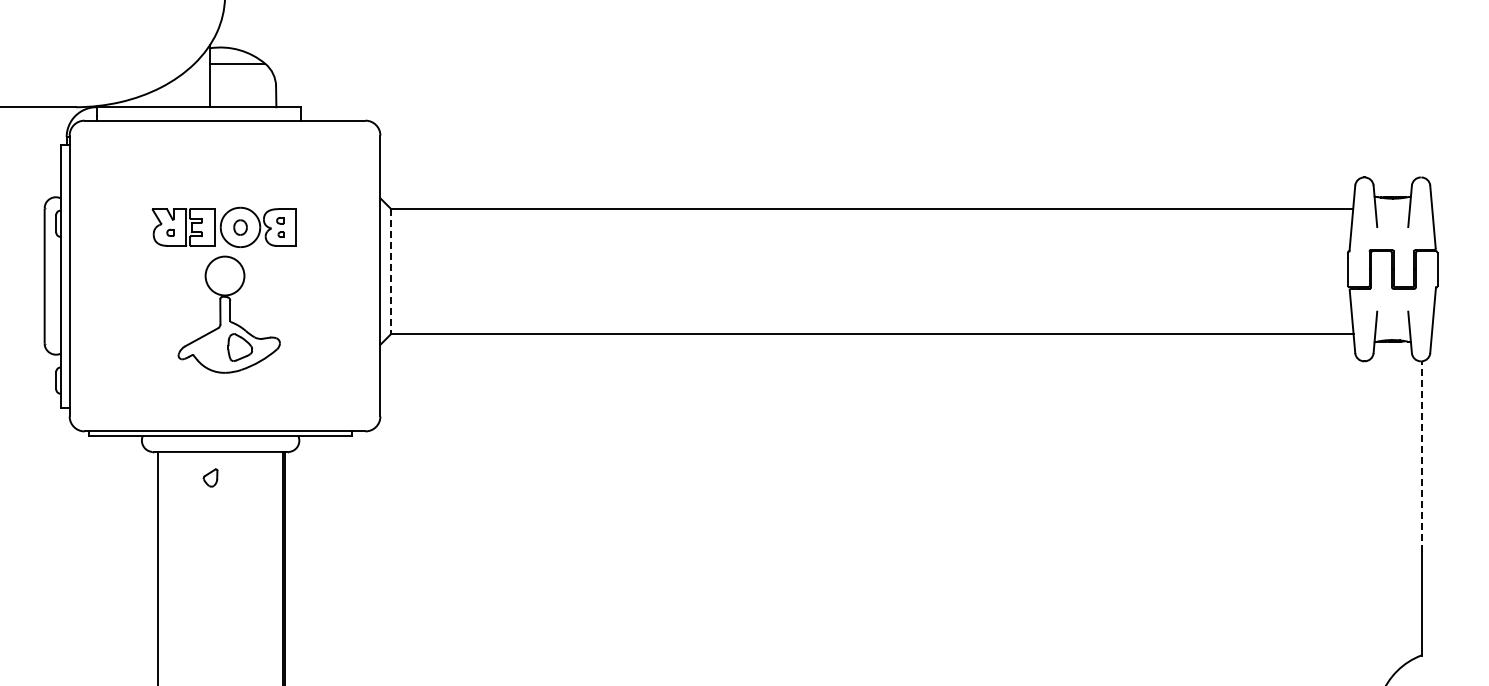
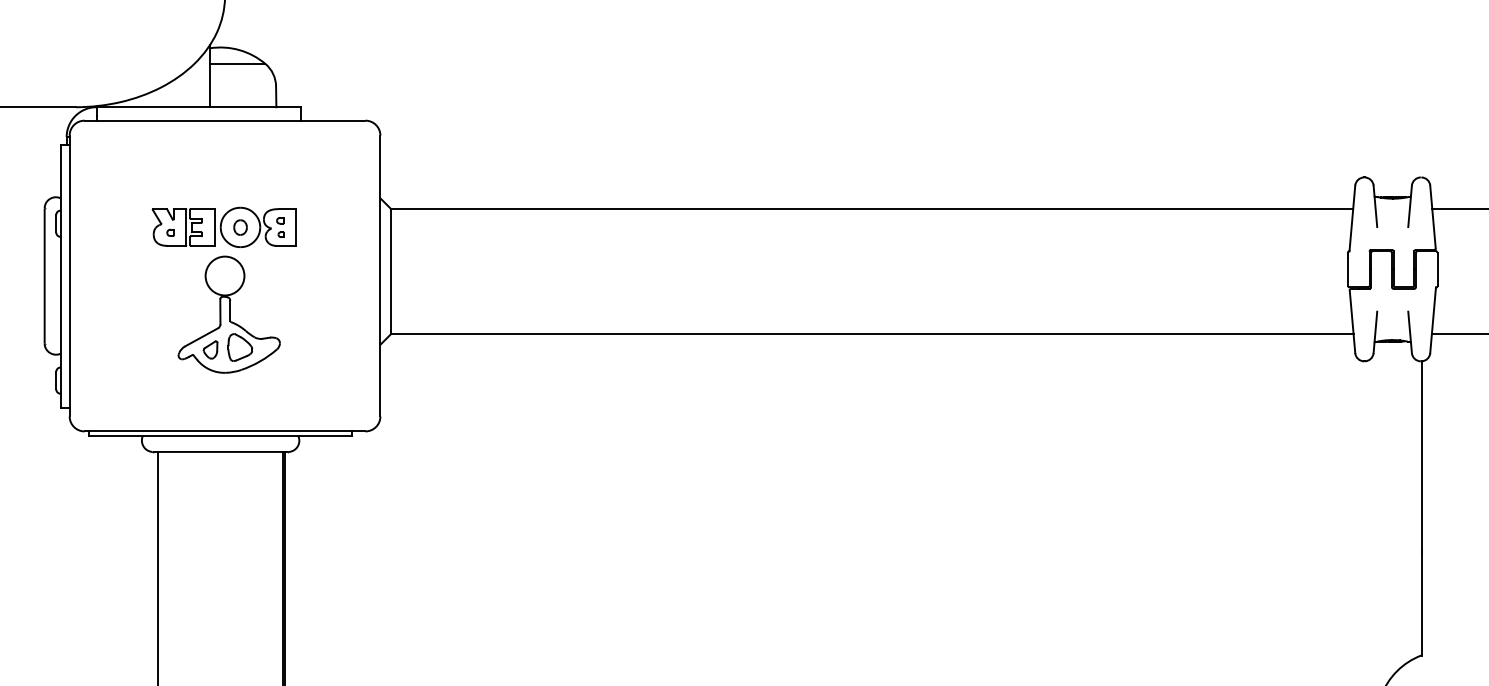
line: none -> present (1458, 208)
line: dashed -> solid (390, 271)
line: none -> present (1458, 334)
line: dashed -> solid (1421, 456)
part position: (210, 477) -> (210, 349) (210, 349)
